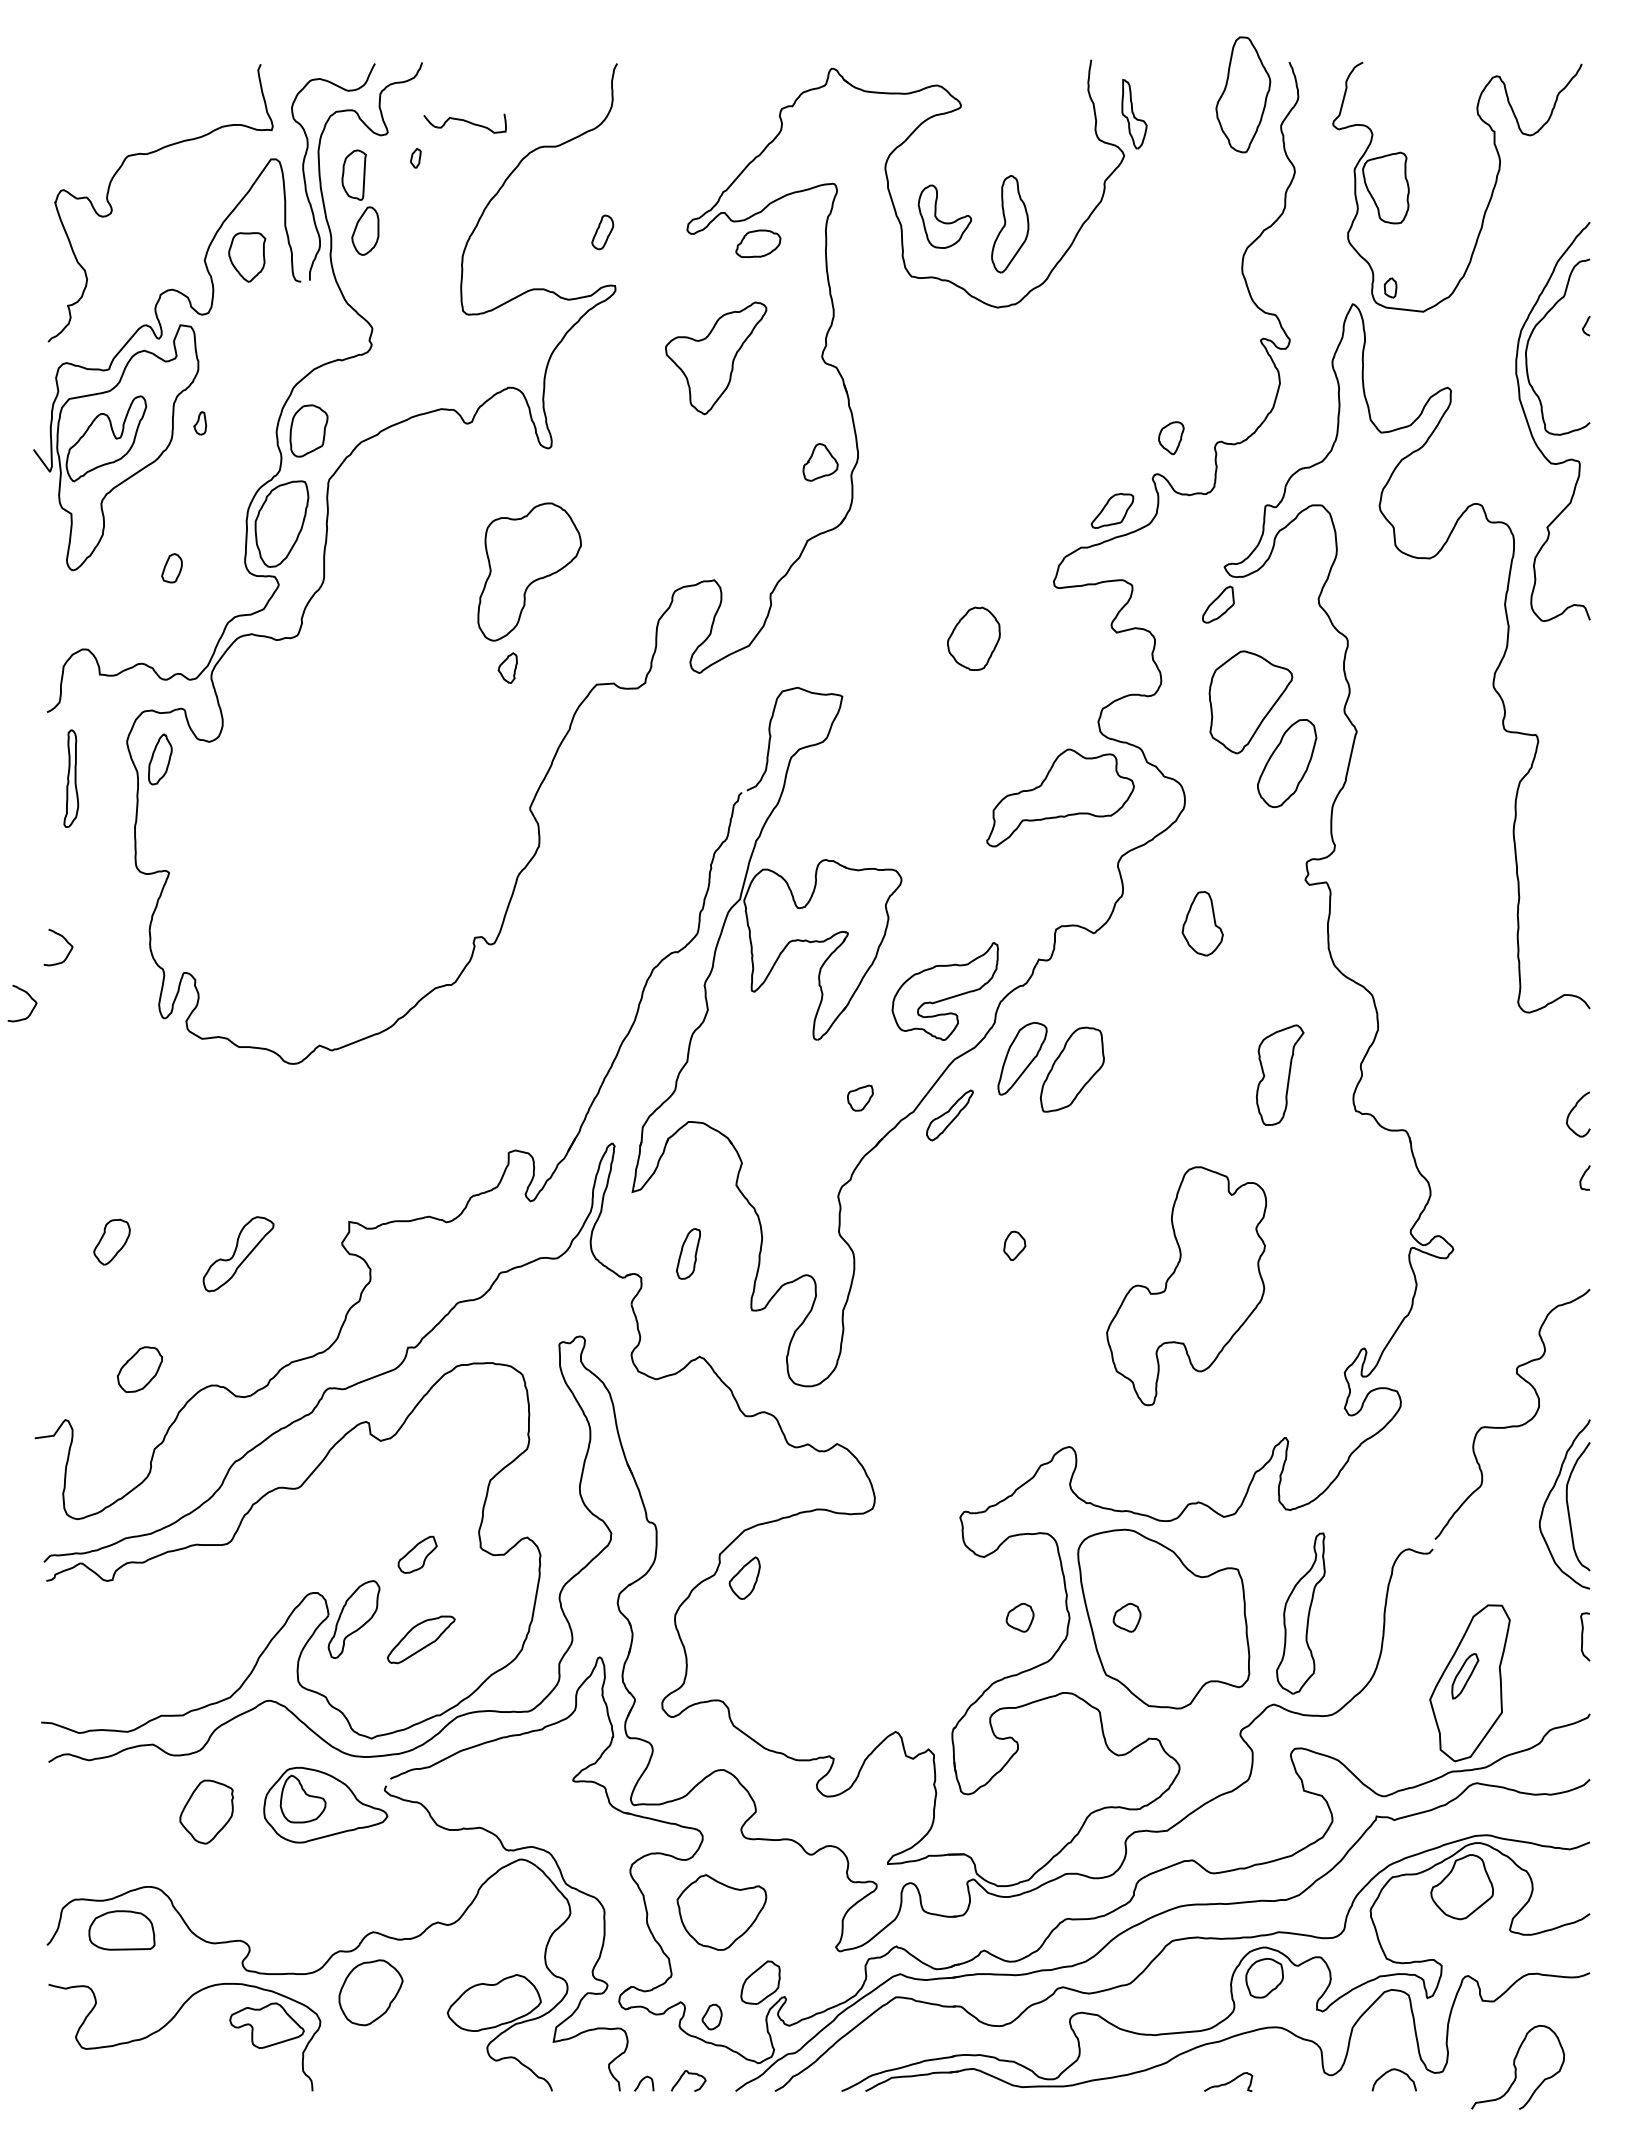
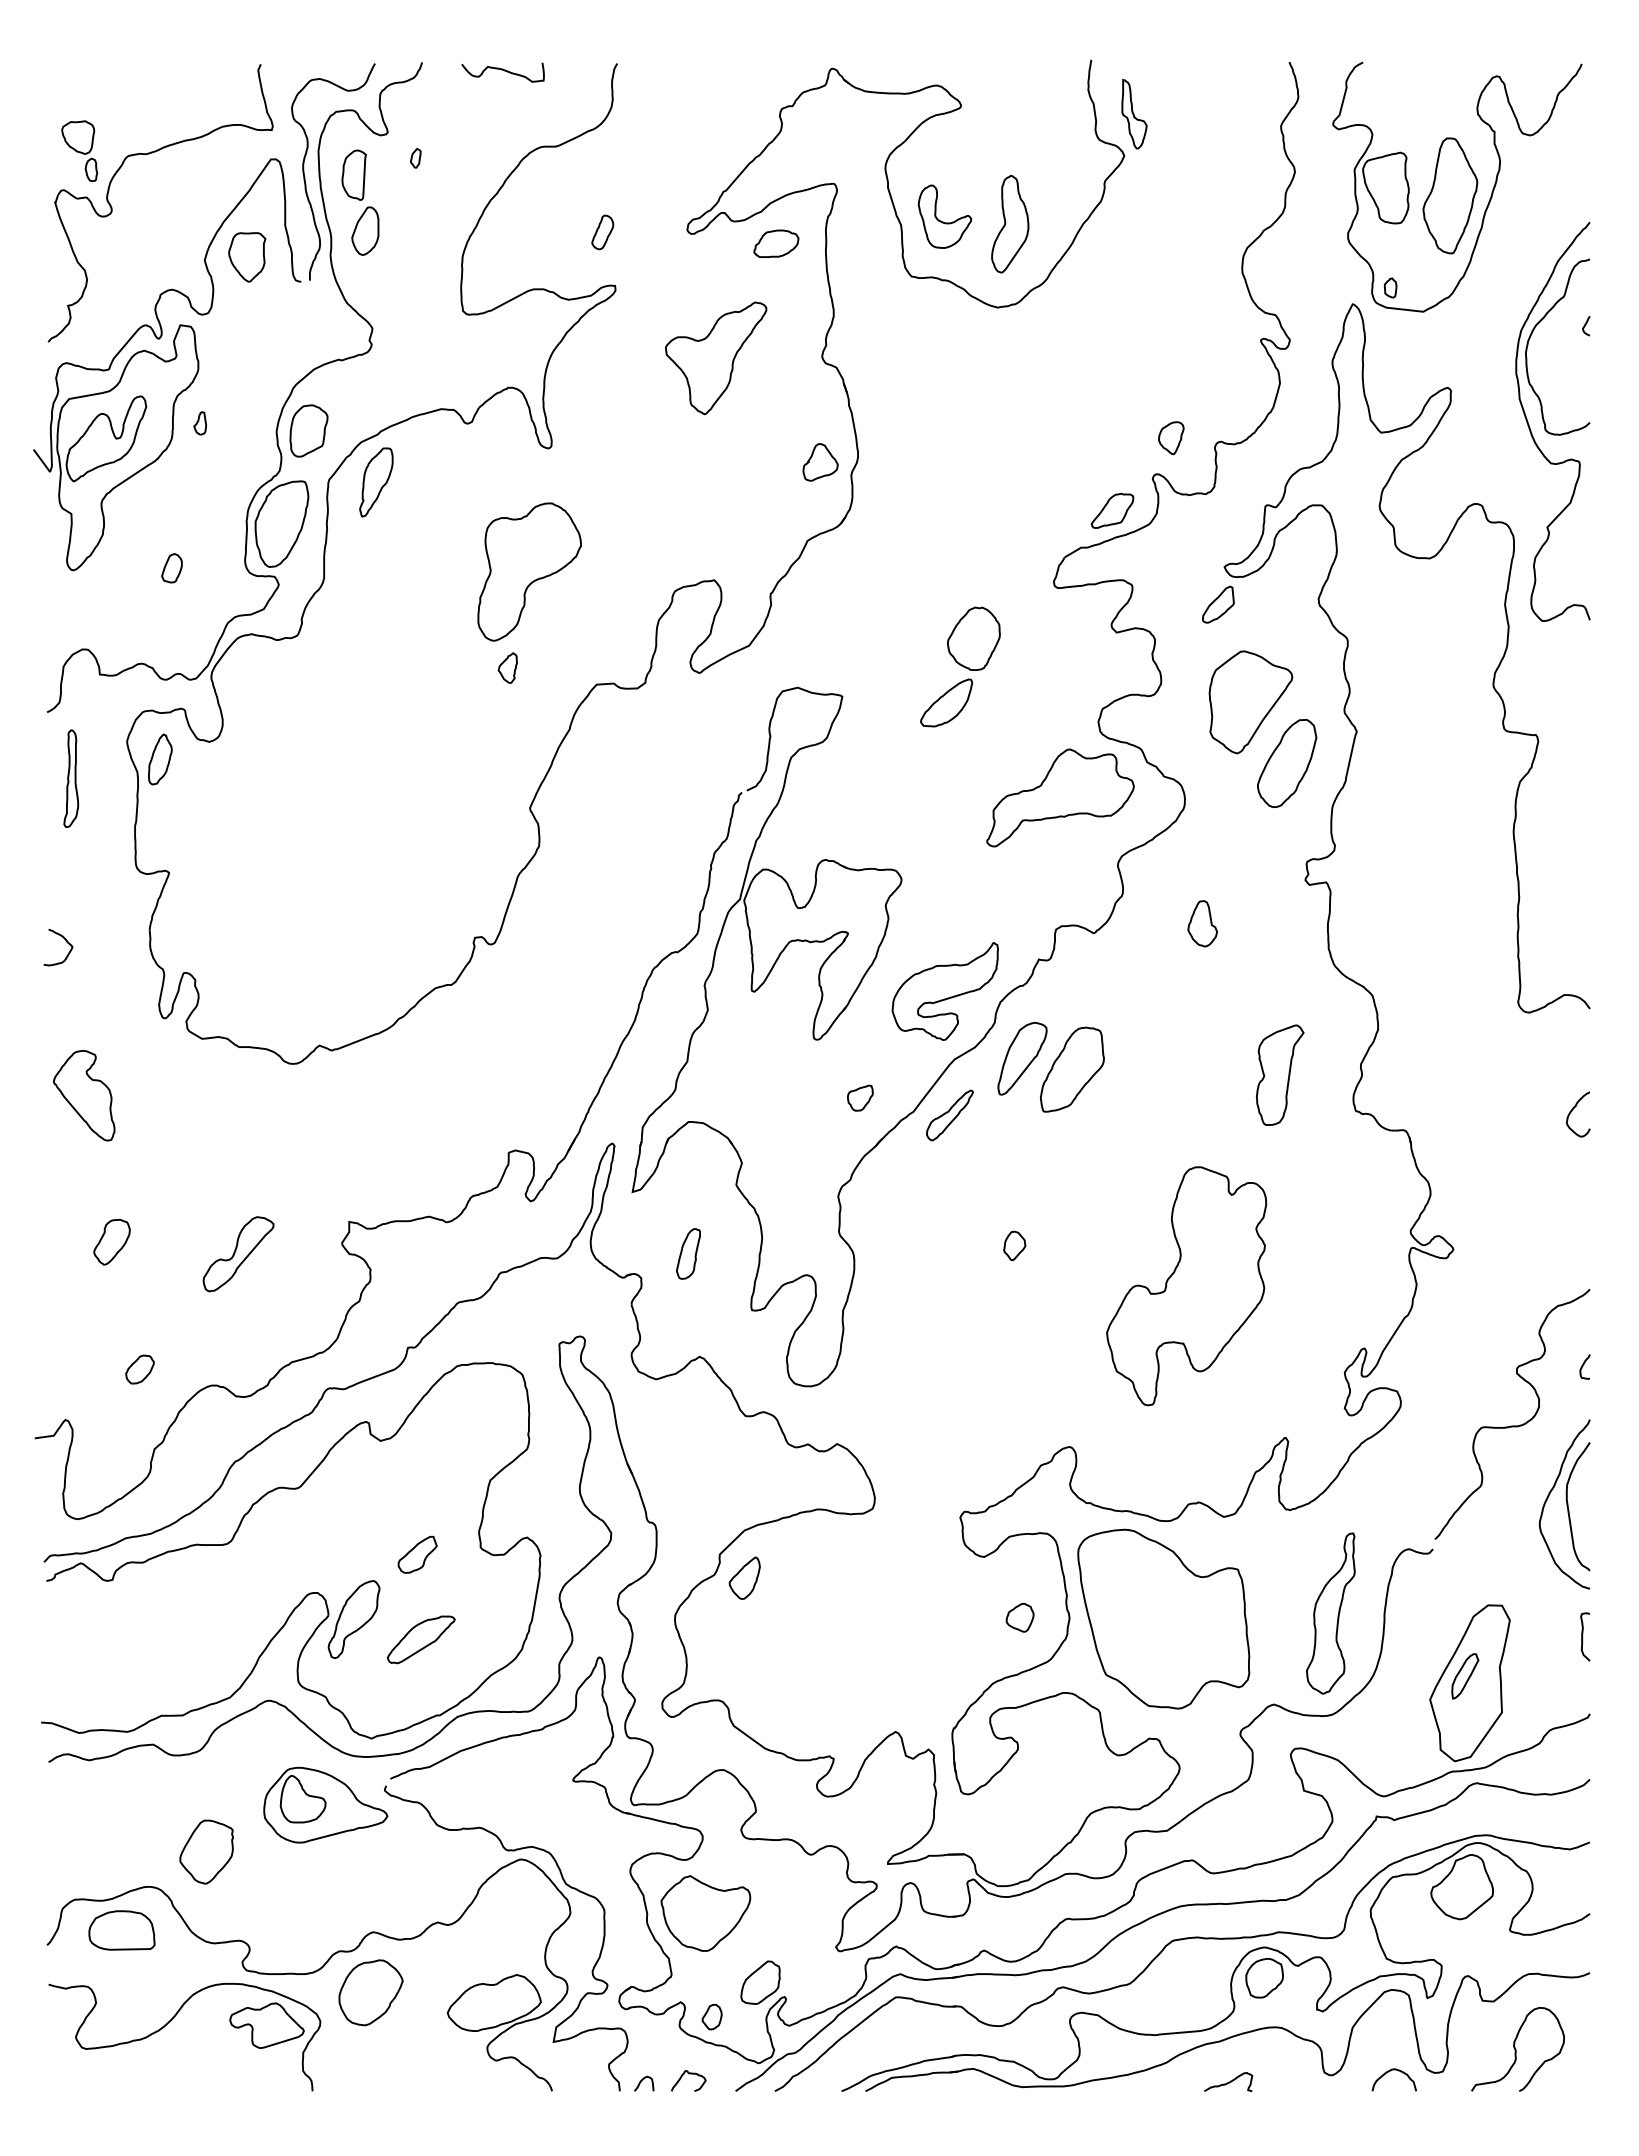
part position: (1243, 94) -> (1450, 195) (1450, 195)
curve position: (464, 121) -> (502, 70) (502, 70)
part: none -> present (79, 150)
part position: (758, 243) -> (776, 243) (776, 243)
part: none -> present (376, 482)
part: none -> present (946, 702)
part size: 43x66 px -> 31x48 px (1202, 923)
curve: present -> none (30, 998)
part: none -> present (84, 1095)
curve position: (1583, 1177) -> (1583, 1366) (1583, 1366)
part size: 47x47 px -> 30x31 px (139, 1369)
part position: (1300, 1613) -> (1330, 1613) (1330, 1613)
part: present -> none (1126, 1617)
part position: (206, 1811) -> (206, 1851) (206, 1851)
part position: (721, 1912) -> (705, 1913) (705, 1913)
curve position: (1516, 2067) -> (1516, 2049) (1516, 2049)
